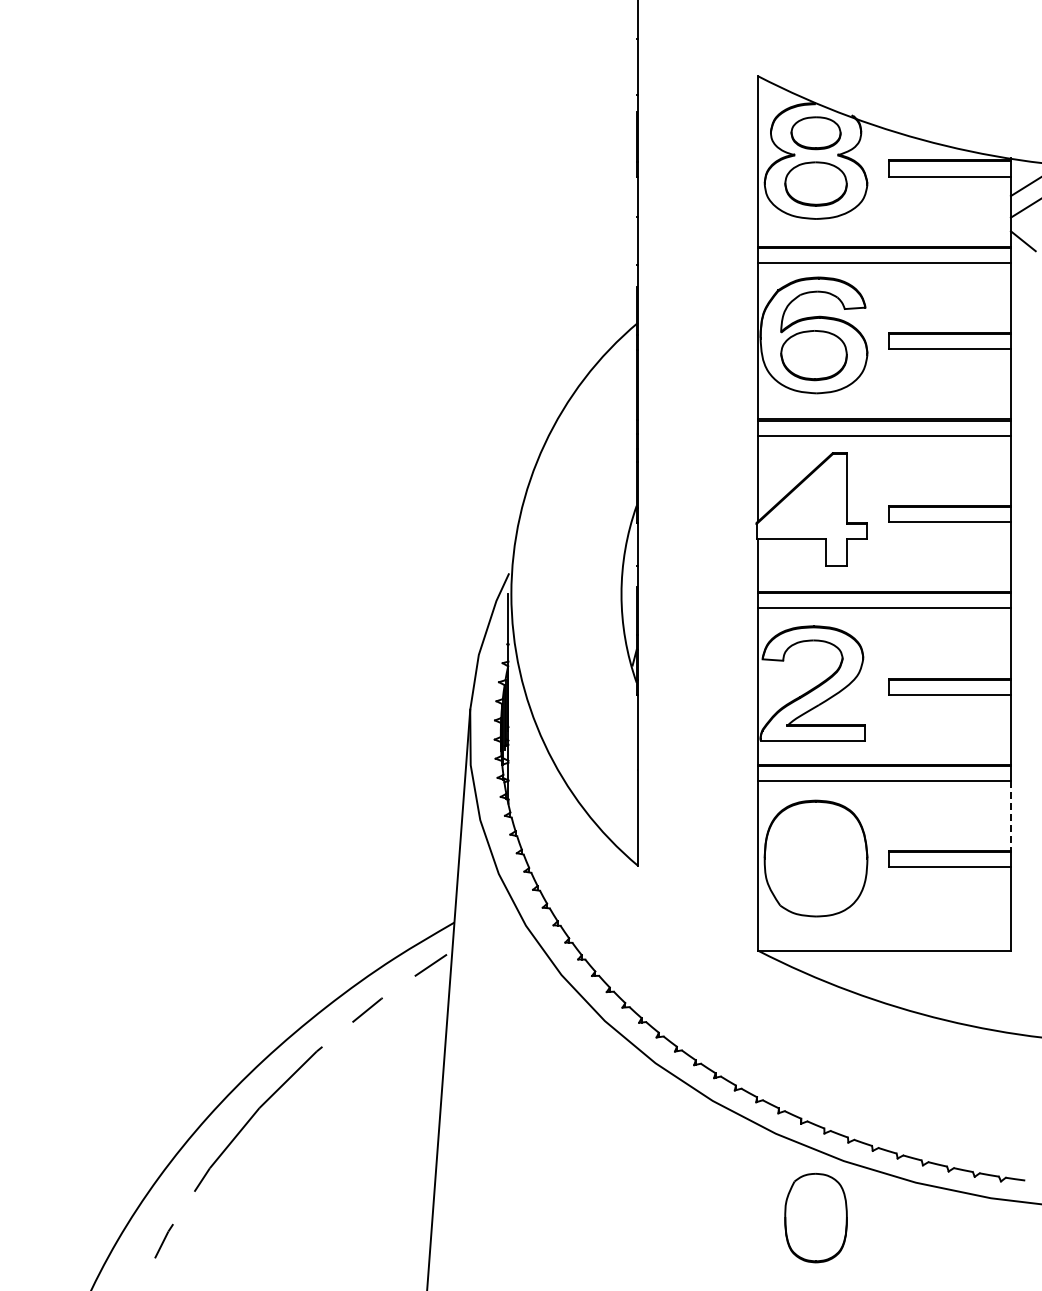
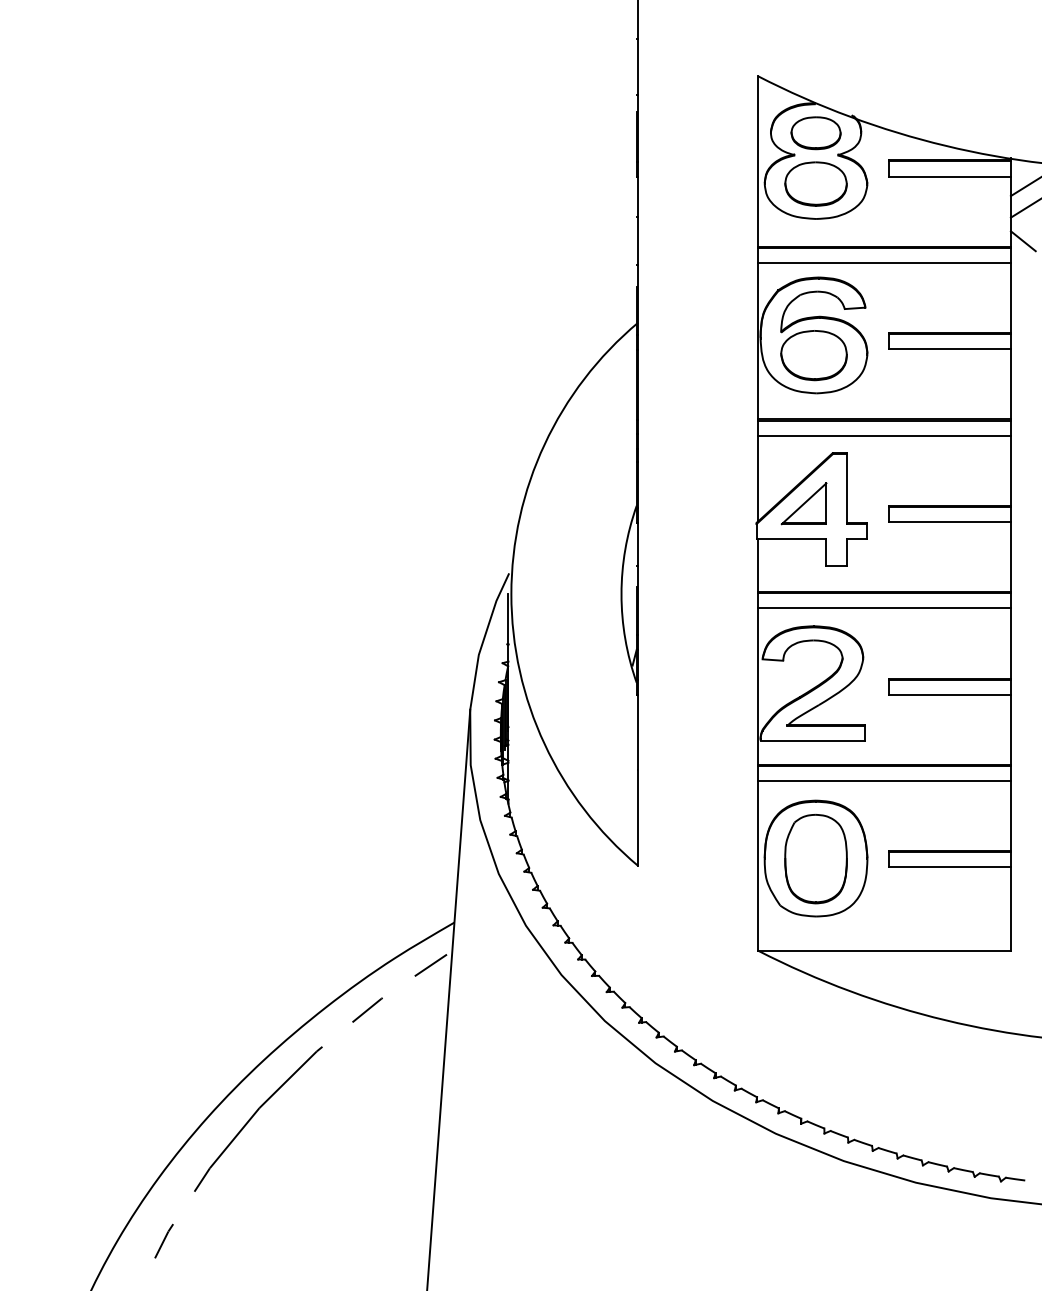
part: none -> present (803, 503)
line: dashed -> solid (1010, 816)
part position: (815, 1218) -> (815, 859) (815, 859)
